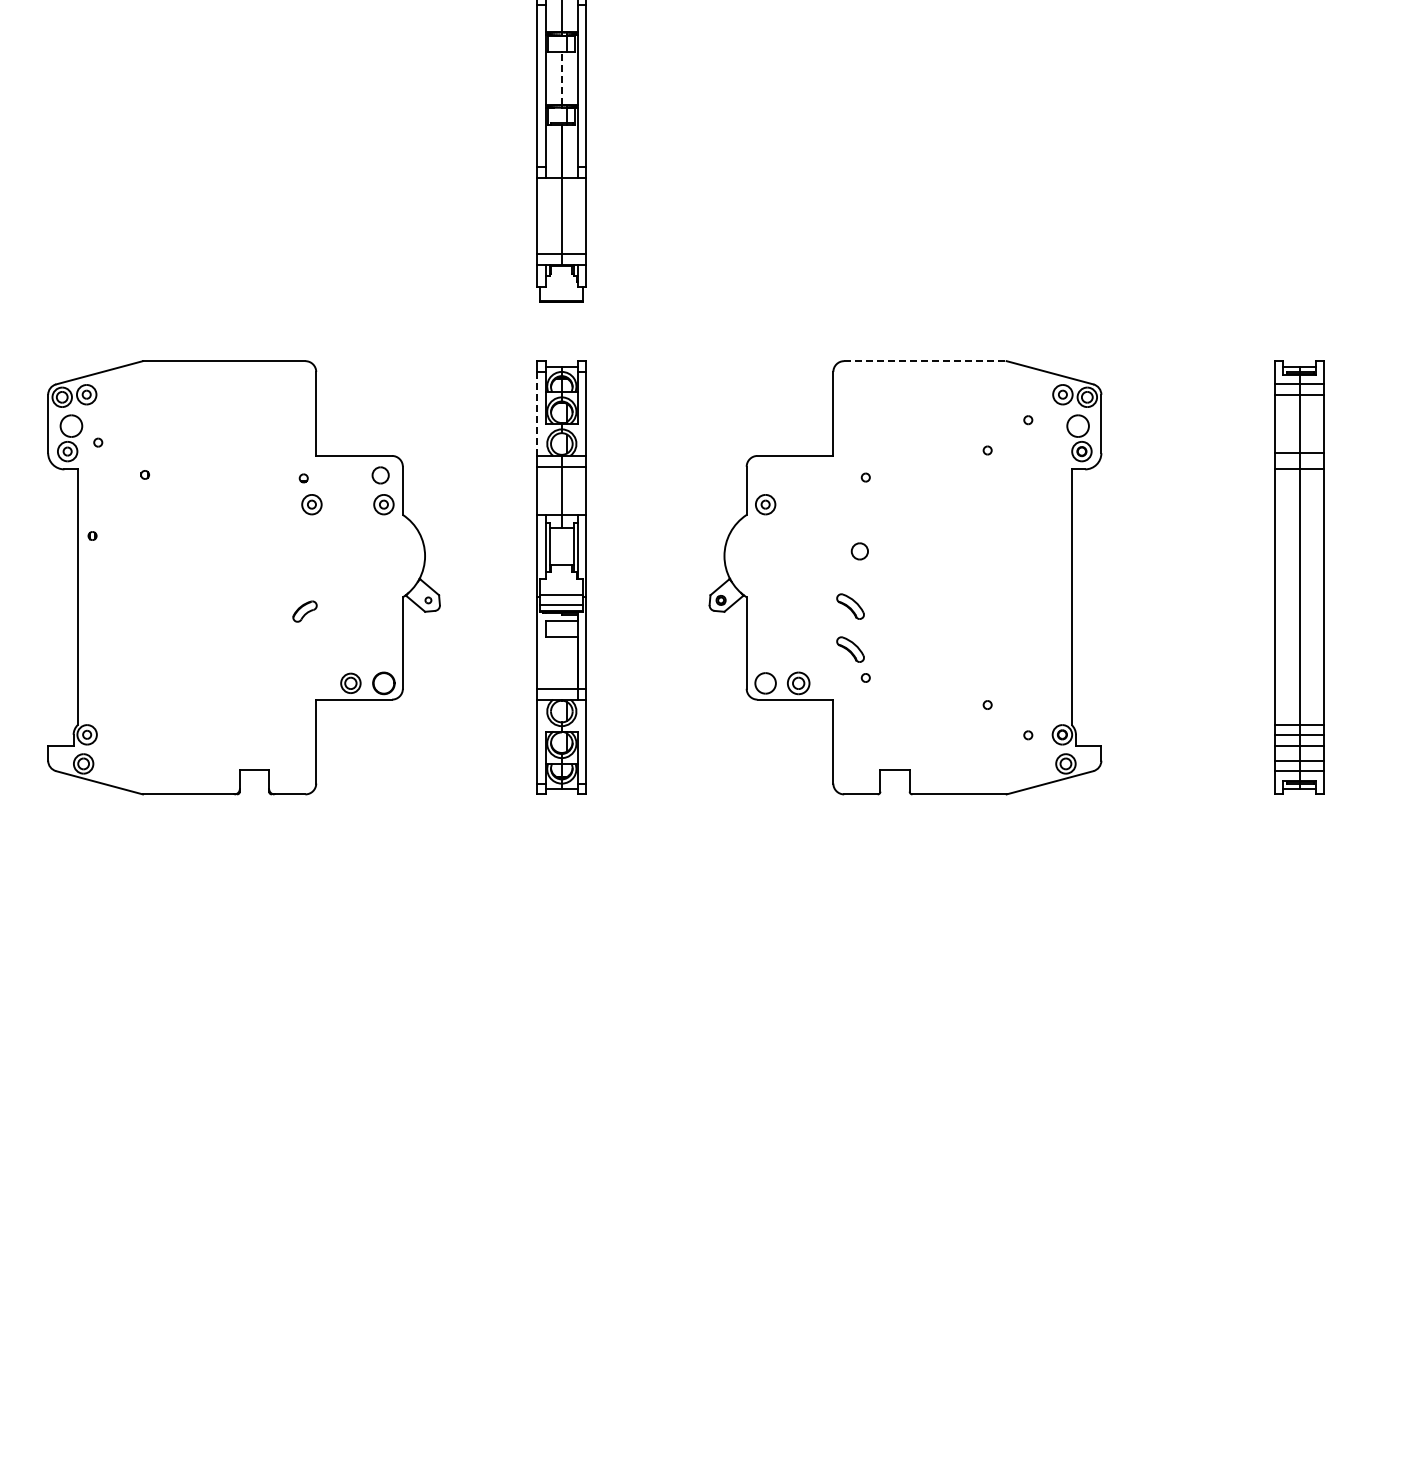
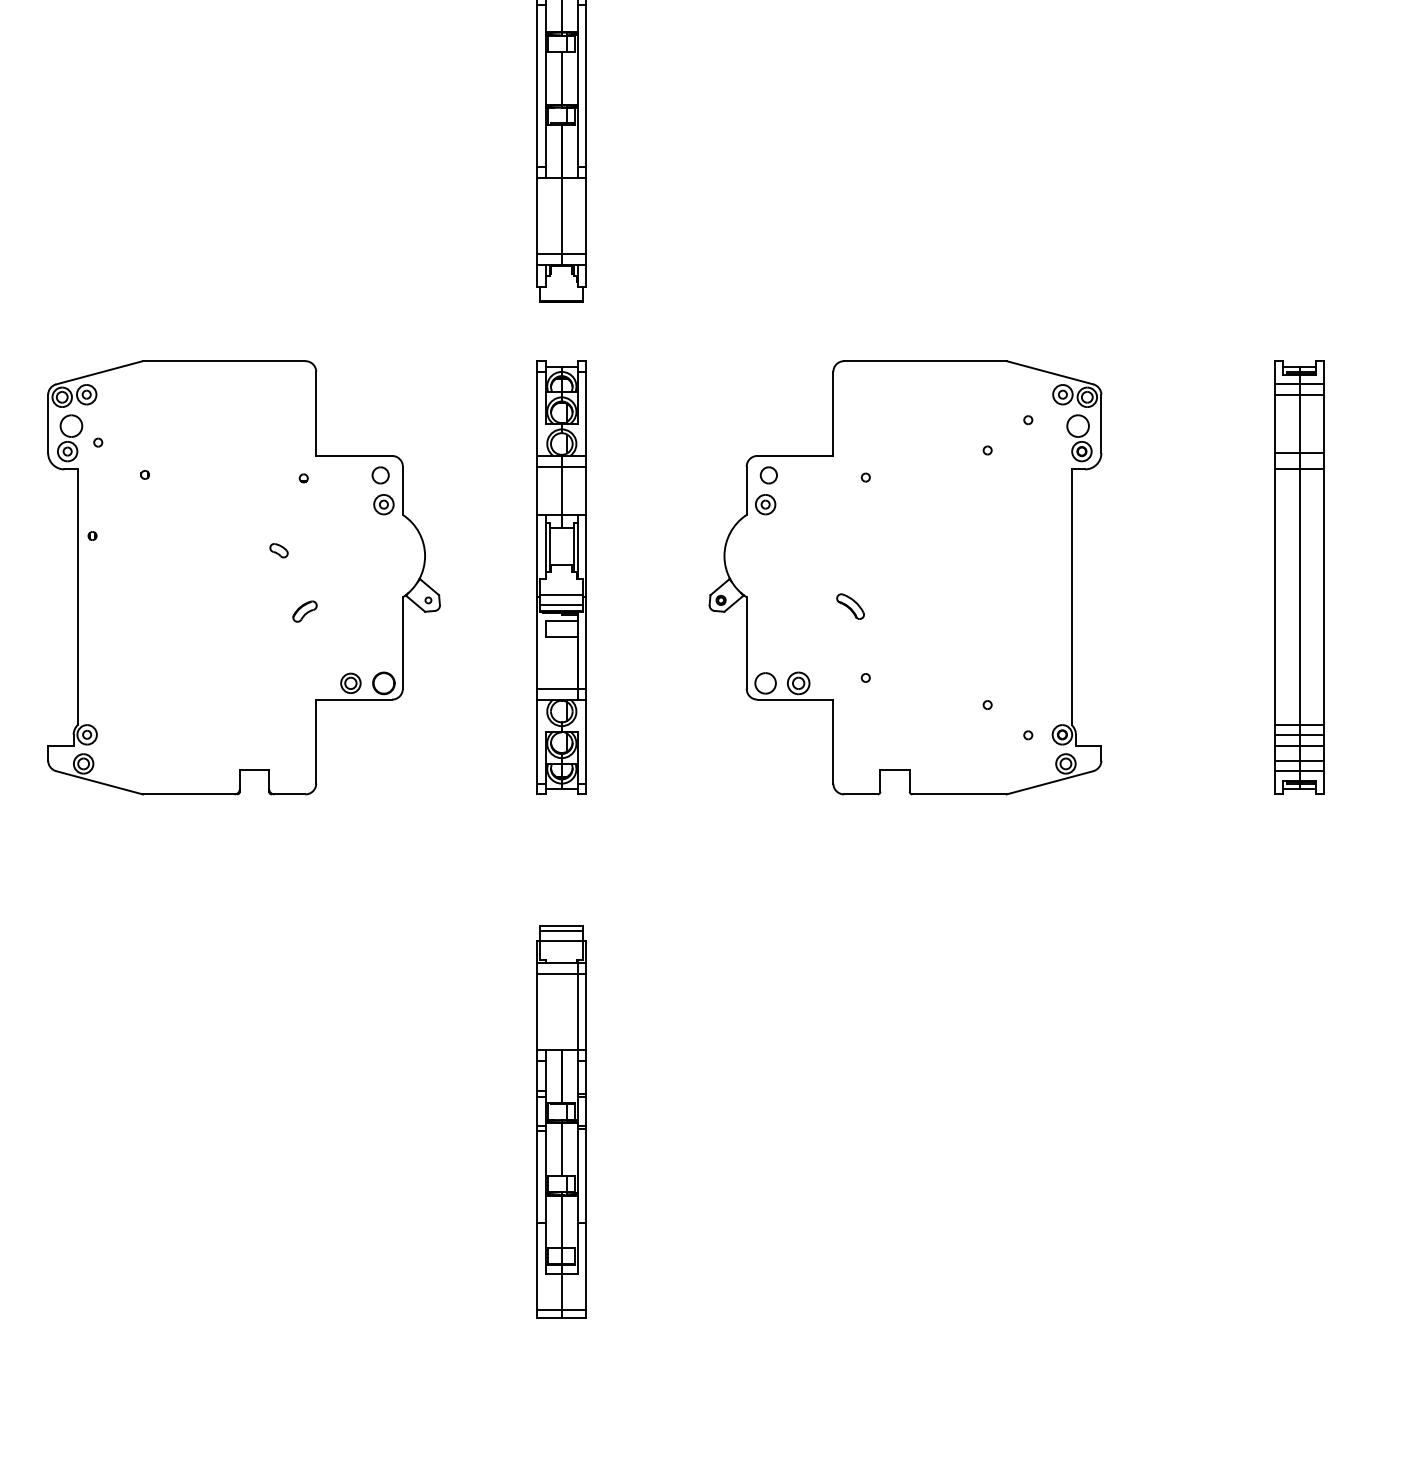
line: dashed -> solid (561, 78)
line: dashed -> solid (925, 361)
line: dashed -> solid (537, 413)
part: present -> none (311, 504)
part: none -> present (278, 550)
part position: (859, 551) -> (768, 475) (768, 475)
part: present -> none (850, 649)
part: none -> present (561, 1121)
